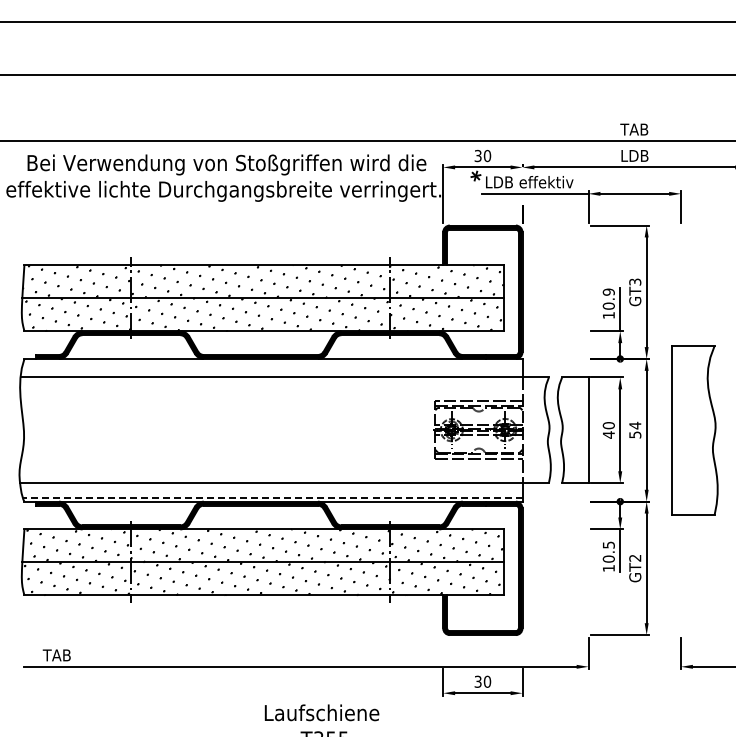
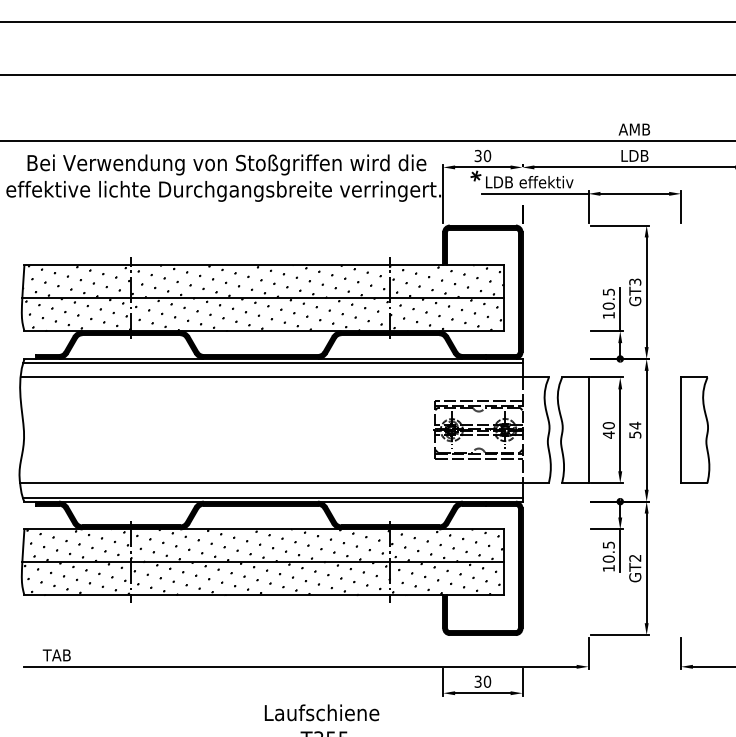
text: TAB -> AMB (634, 129)
text: 10.9 -> 10.5 (608, 291)
line: none -> present (272, 362)
part size: 48x171 px -> 31x108 px (695, 429)
line: dashed -> solid (272, 497)
